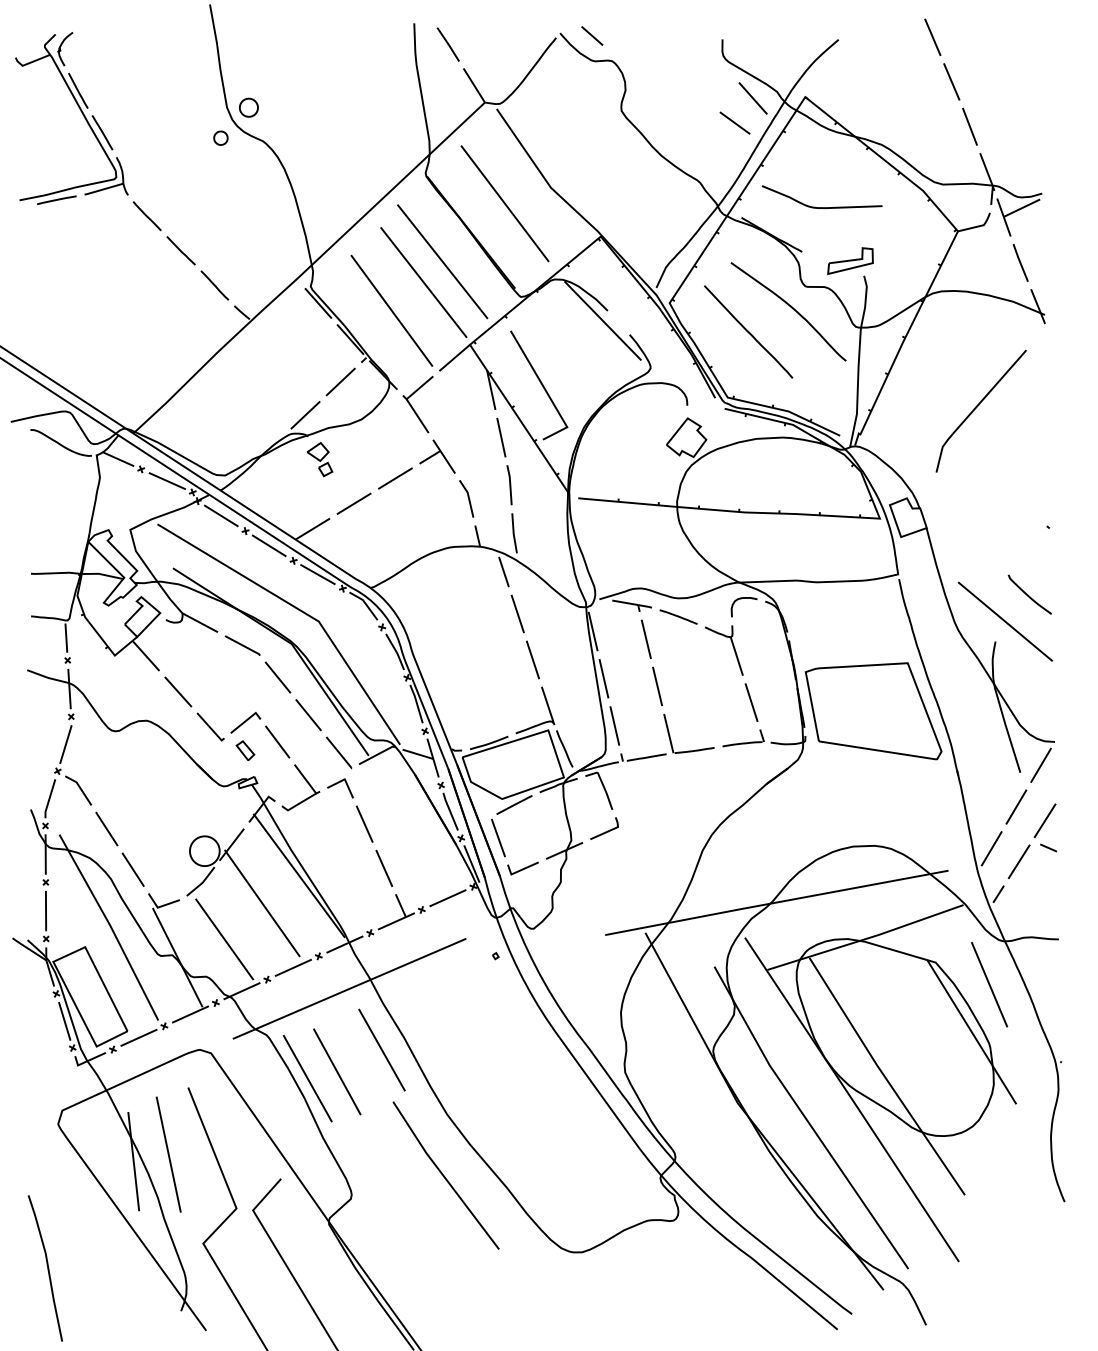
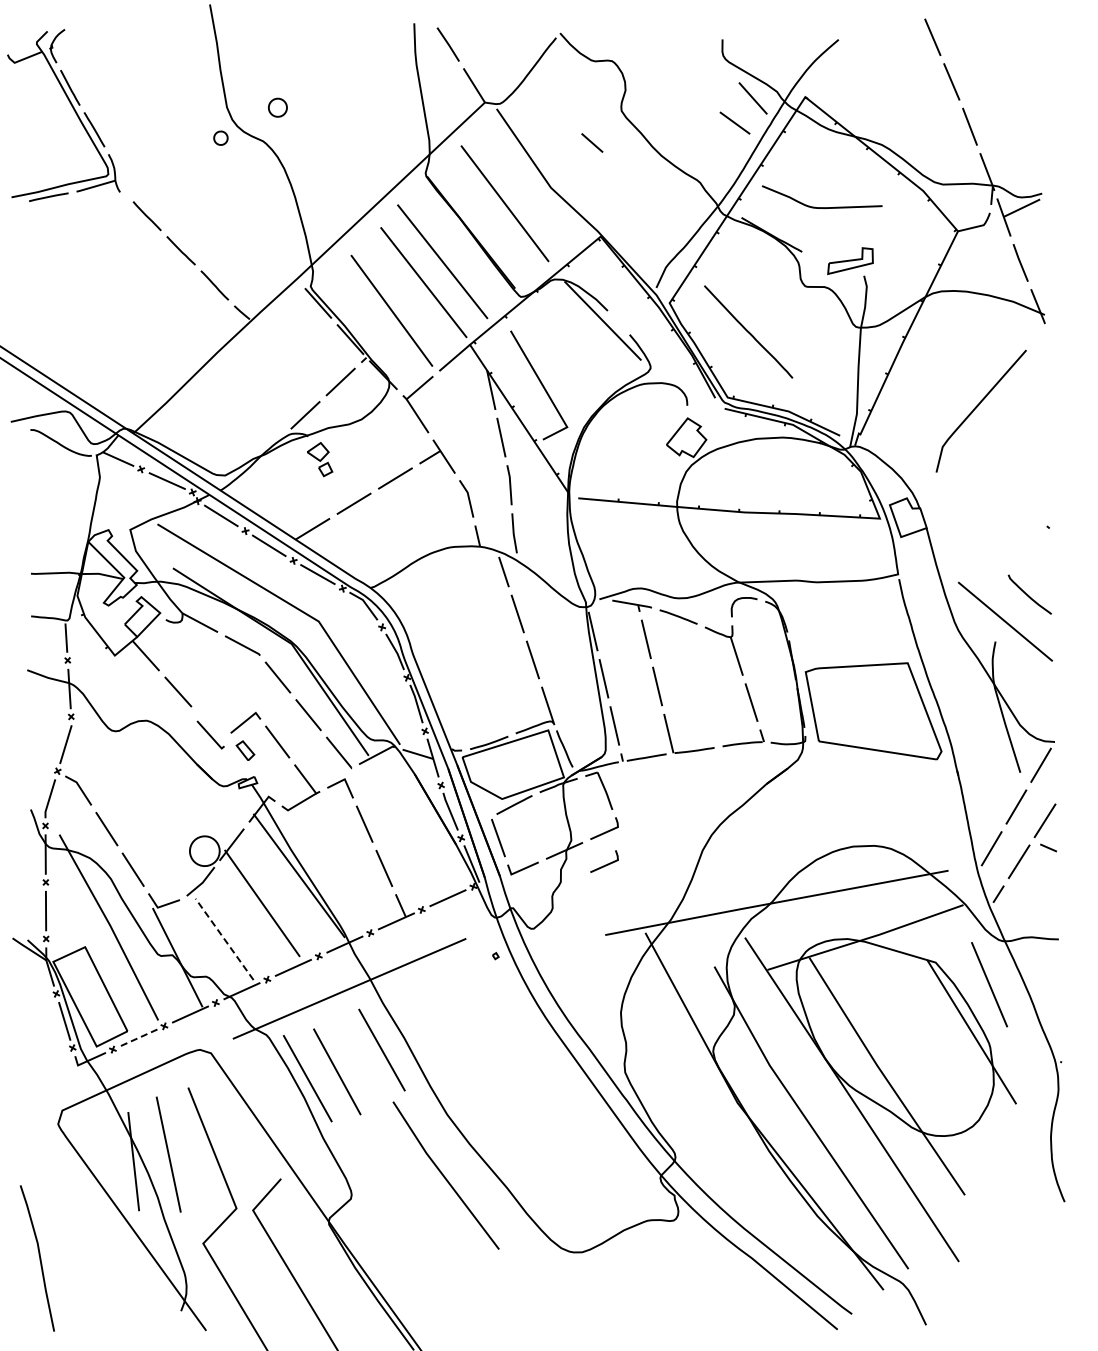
line position: (592, 35) -> (592, 142) (592, 142)
part position: (248, 107) -> (277, 107) (277, 107)
part position: (81, 113) -> (73, 110) (73, 110)
curve: present -> none (791, 308)
line position: (210, 726) -> (210, 734) (210, 734)
line: none -> present (605, 864)
line: solid -> dashed (224, 939)
line: solid -> dashed (138, 1038)
line position: (47, 1268) -> (39, 1258) (39, 1258)
